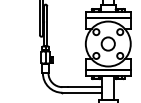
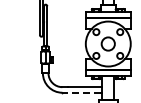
line: solid -> dashed (81, 92)
